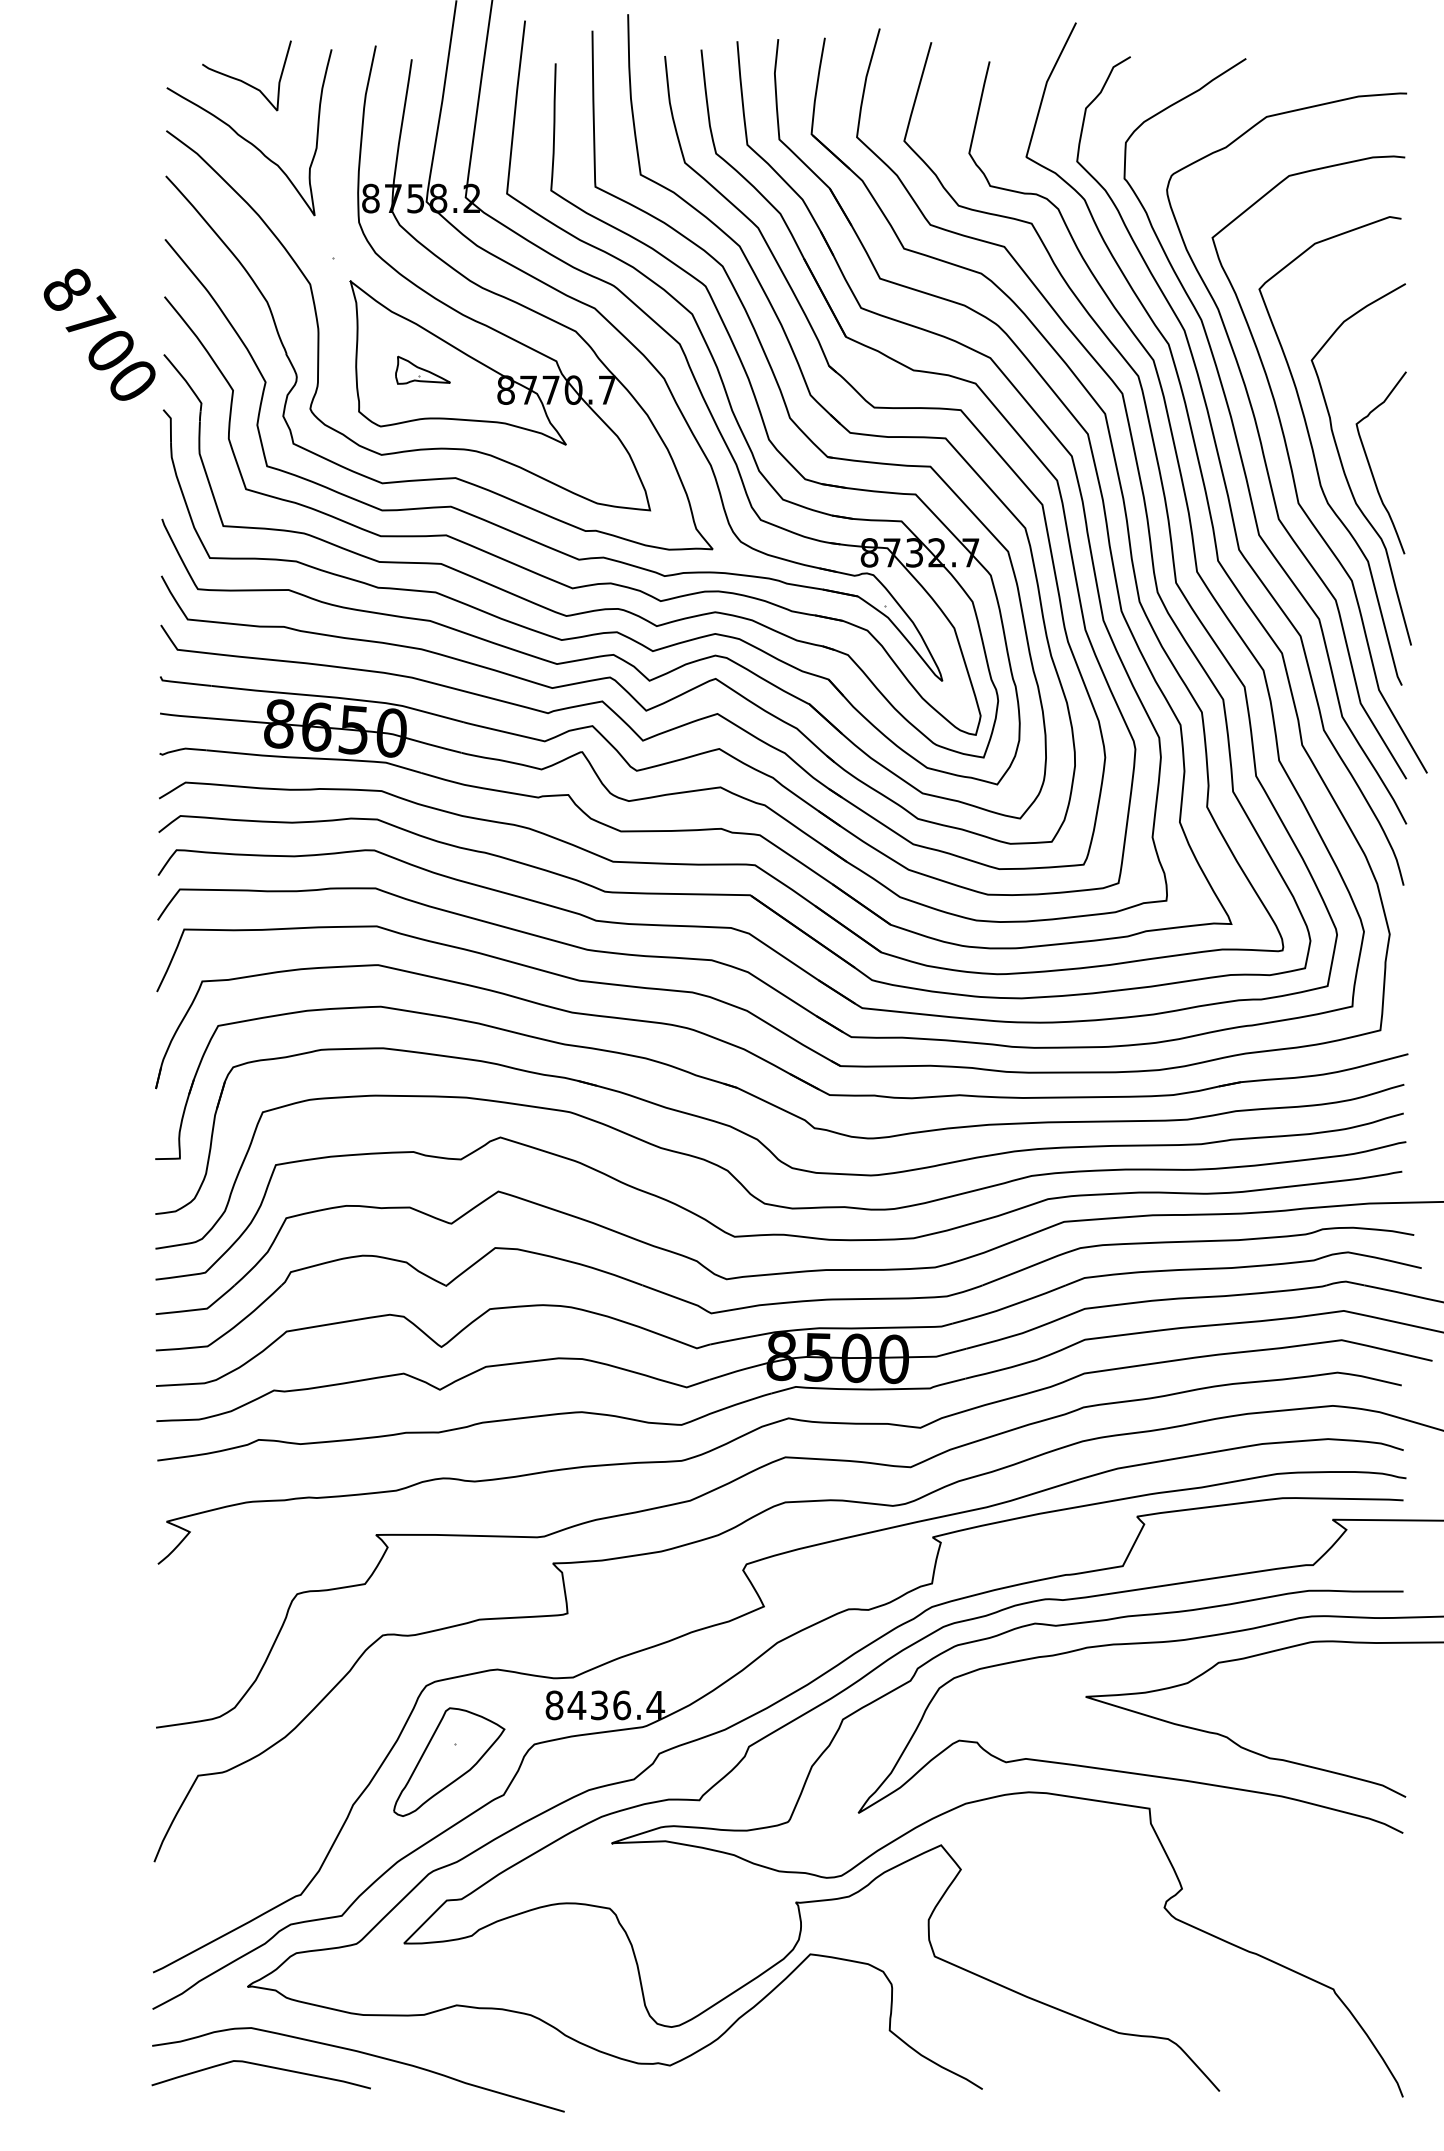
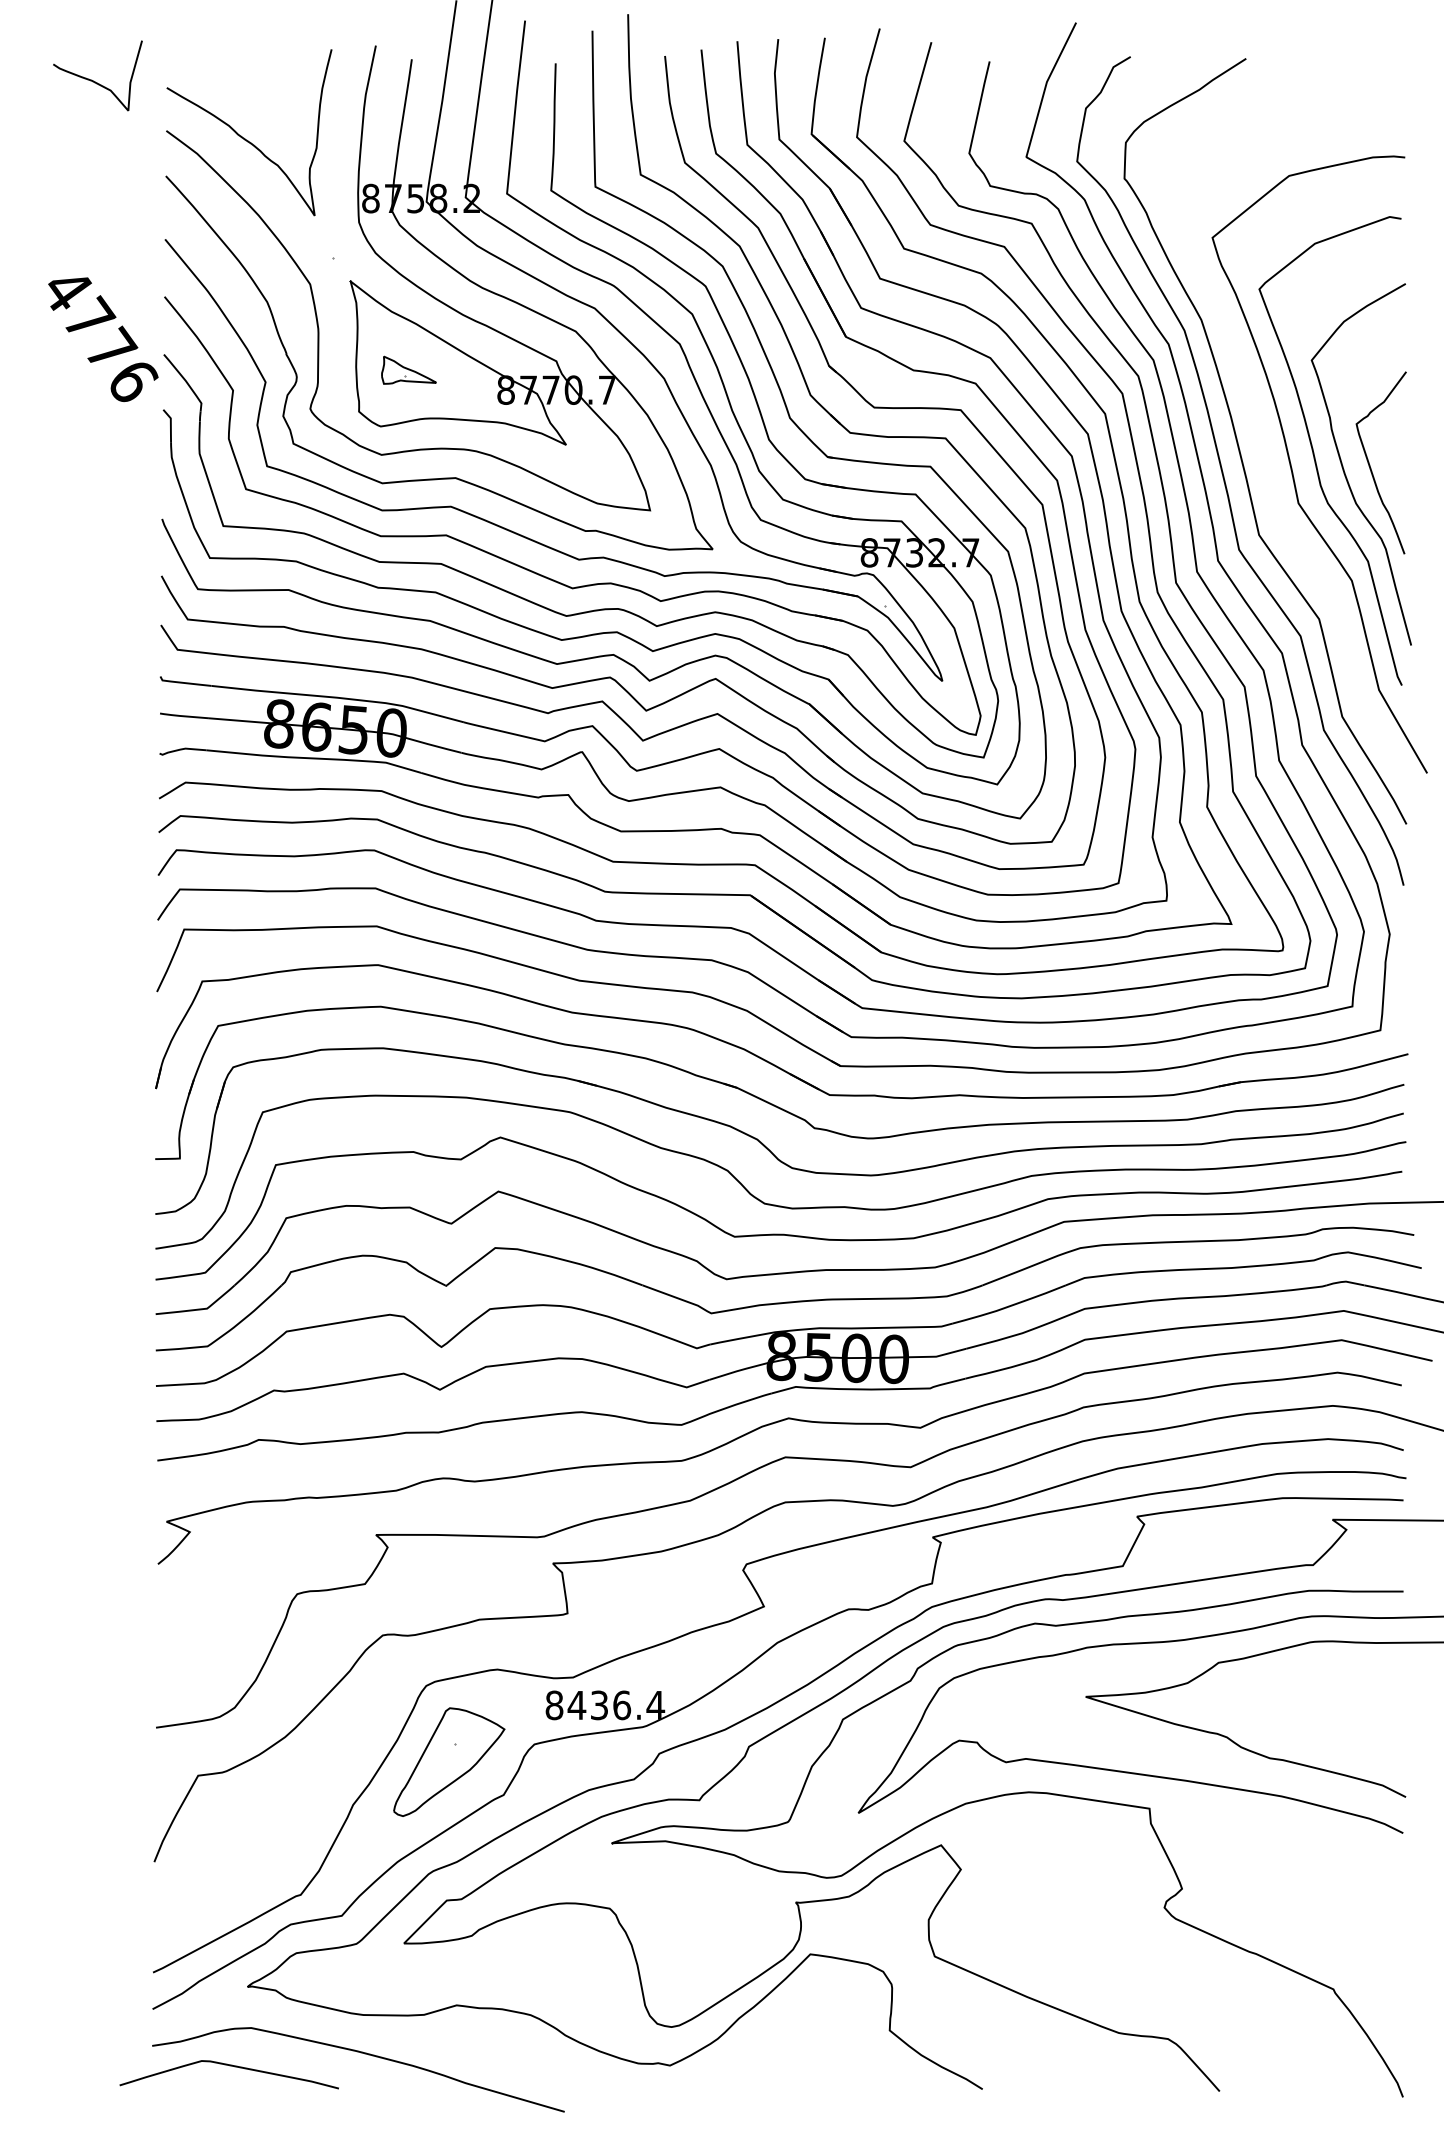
curve position: (244, 81) -> (95, 81) (95, 81)
text: 8700 -> 4776 (100, 335)
part position: (422, 369) -> (408, 369) (408, 369)
curve: present -> none (1261, 440)
curve position: (261, 2066) -> (229, 2066) (229, 2066)
